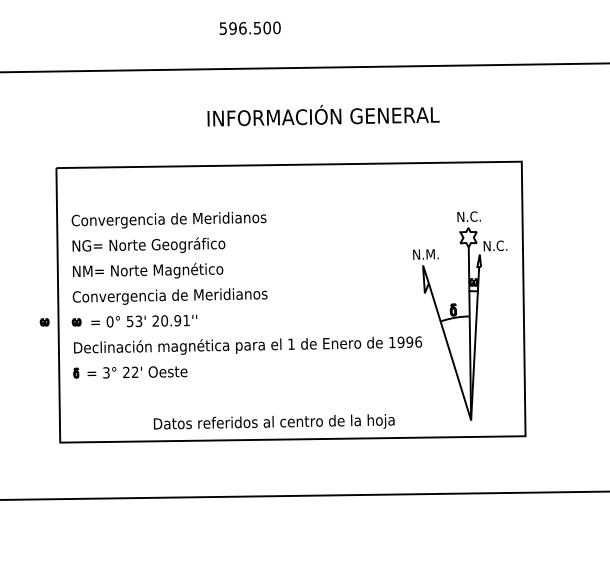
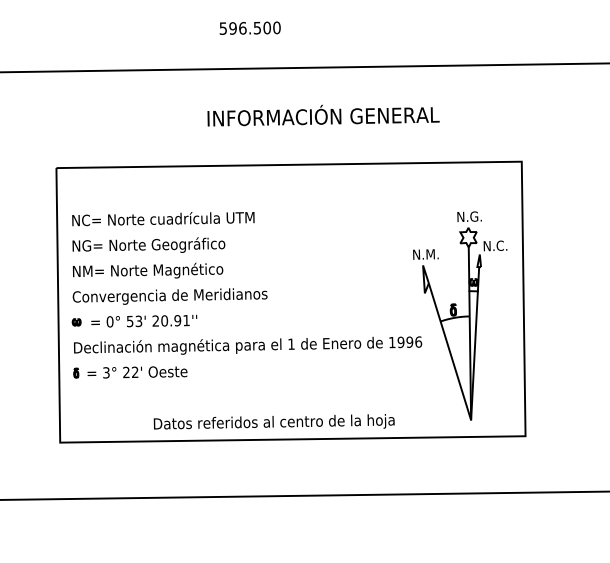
text: N.C. -> N.G. (478, 216)
text: Convergencia de Meridianos -> NC= Norte cuadrícula UTM (168, 219)
part: present -> none (44, 322)
